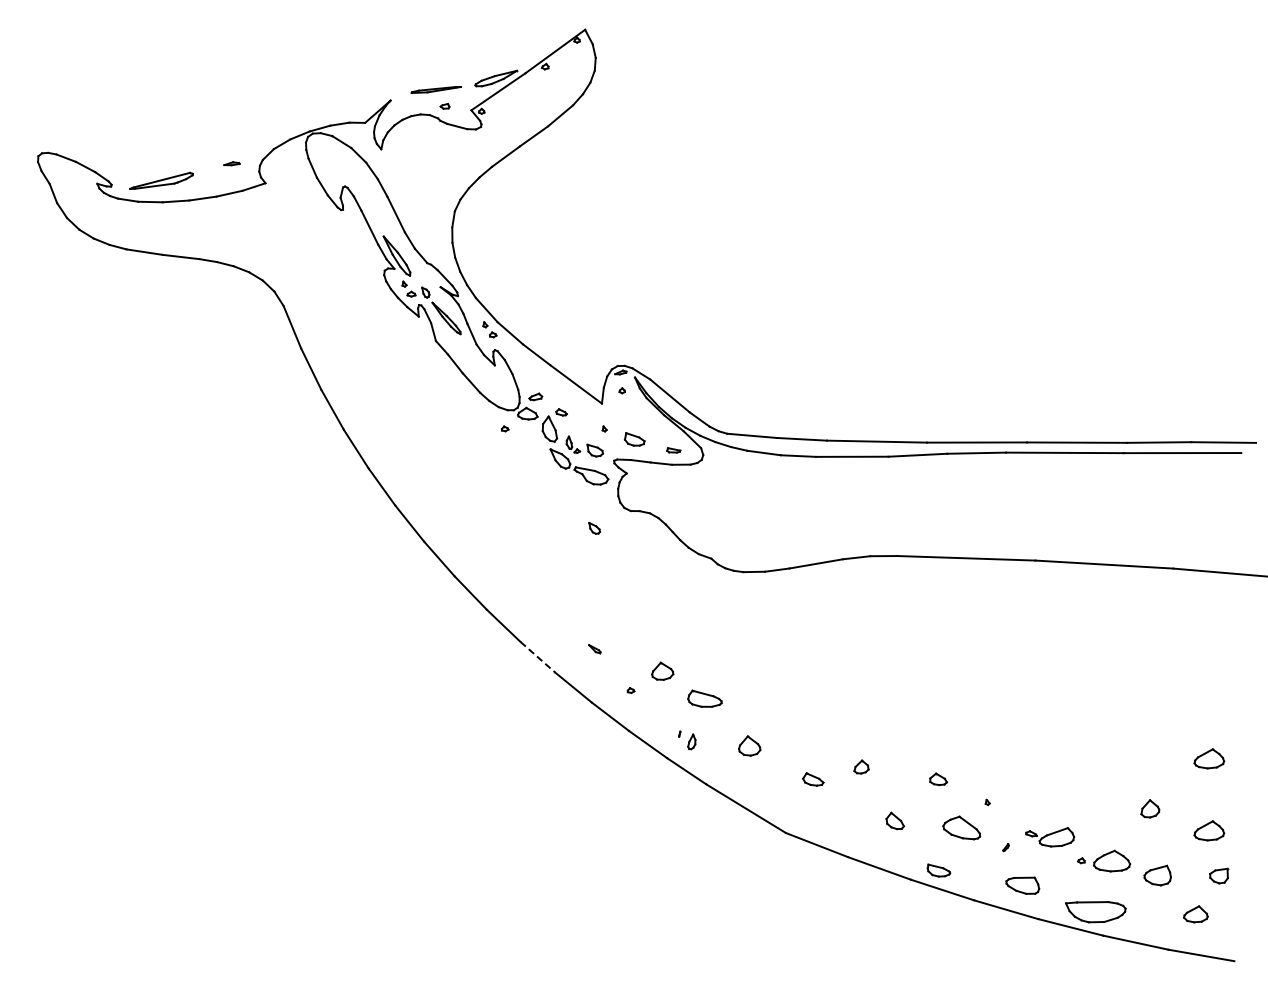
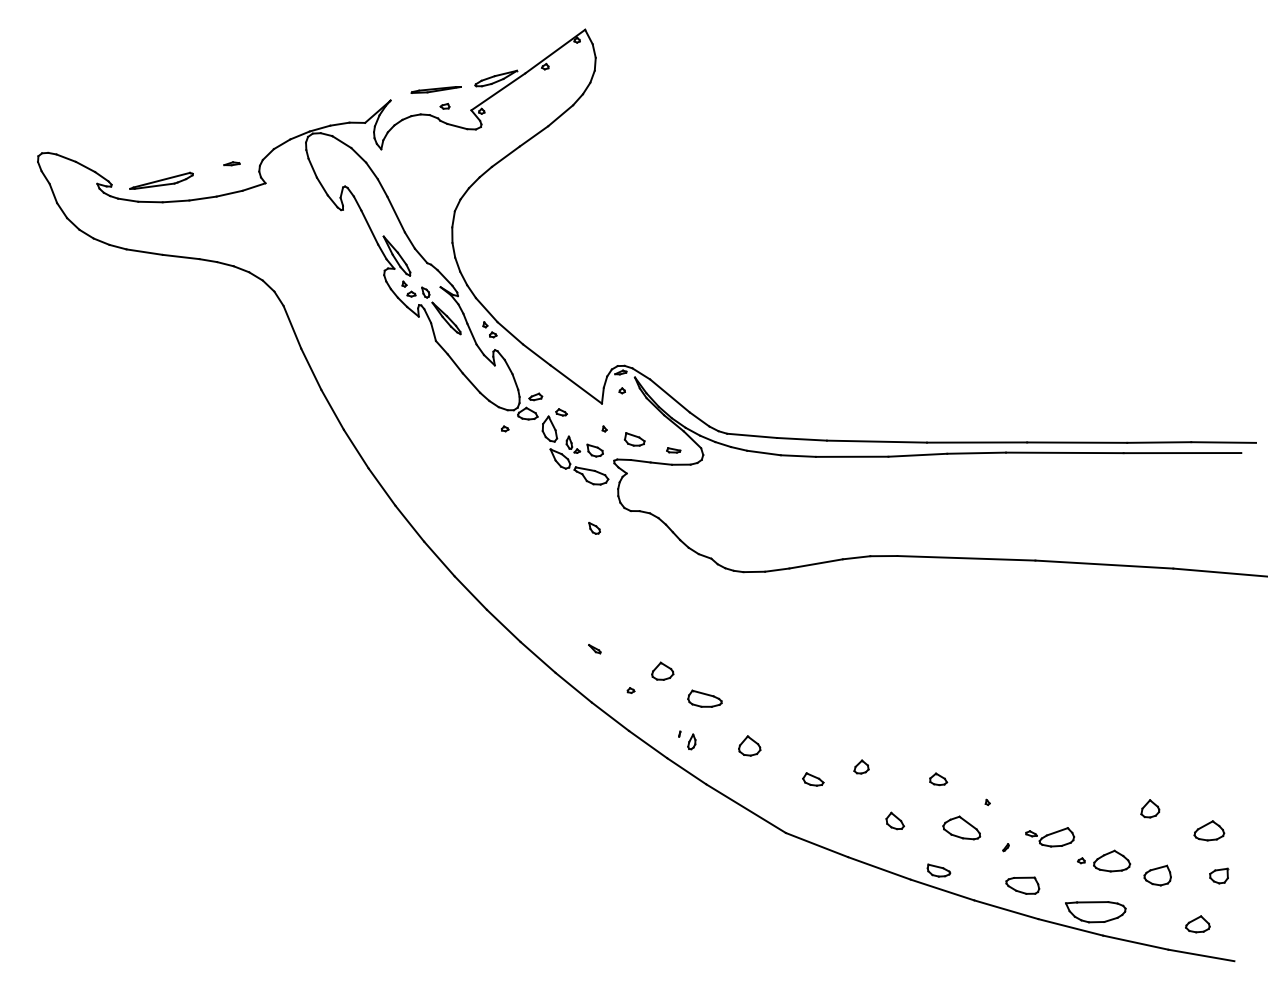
line: dashed -> solid (538, 657)
part: present -> none (1209, 758)
part position: (1195, 914) -> (1197, 924) (1197, 924)
